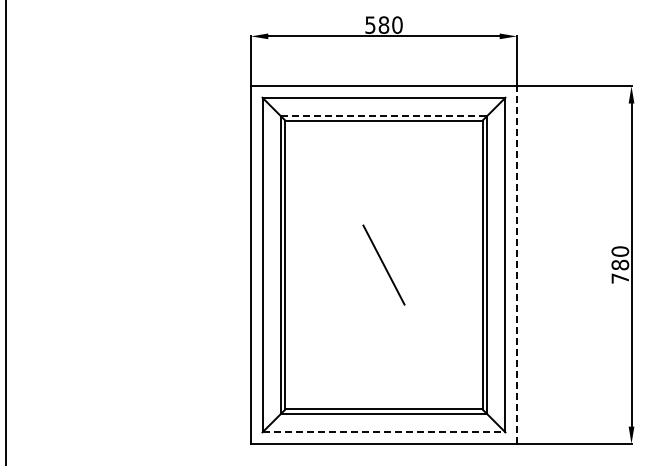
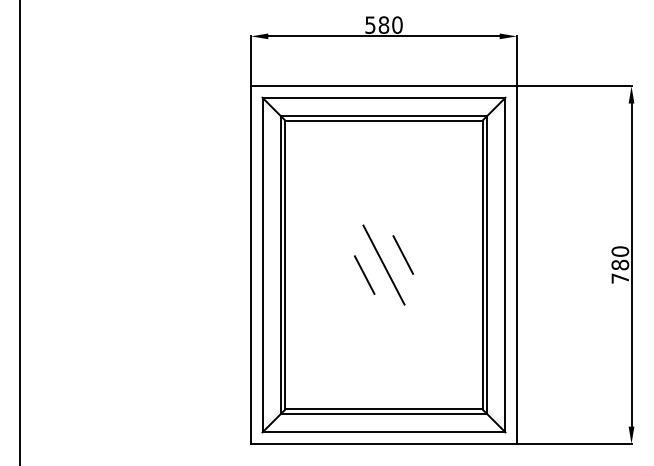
line: dashed -> solid (384, 116)
line position: (5, 232) -> (19, 232) (19, 232)
line: none -> present (402, 254)
line: dashed -> solid (516, 265)
line: none -> present (364, 274)
line: dashed -> solid (384, 432)
